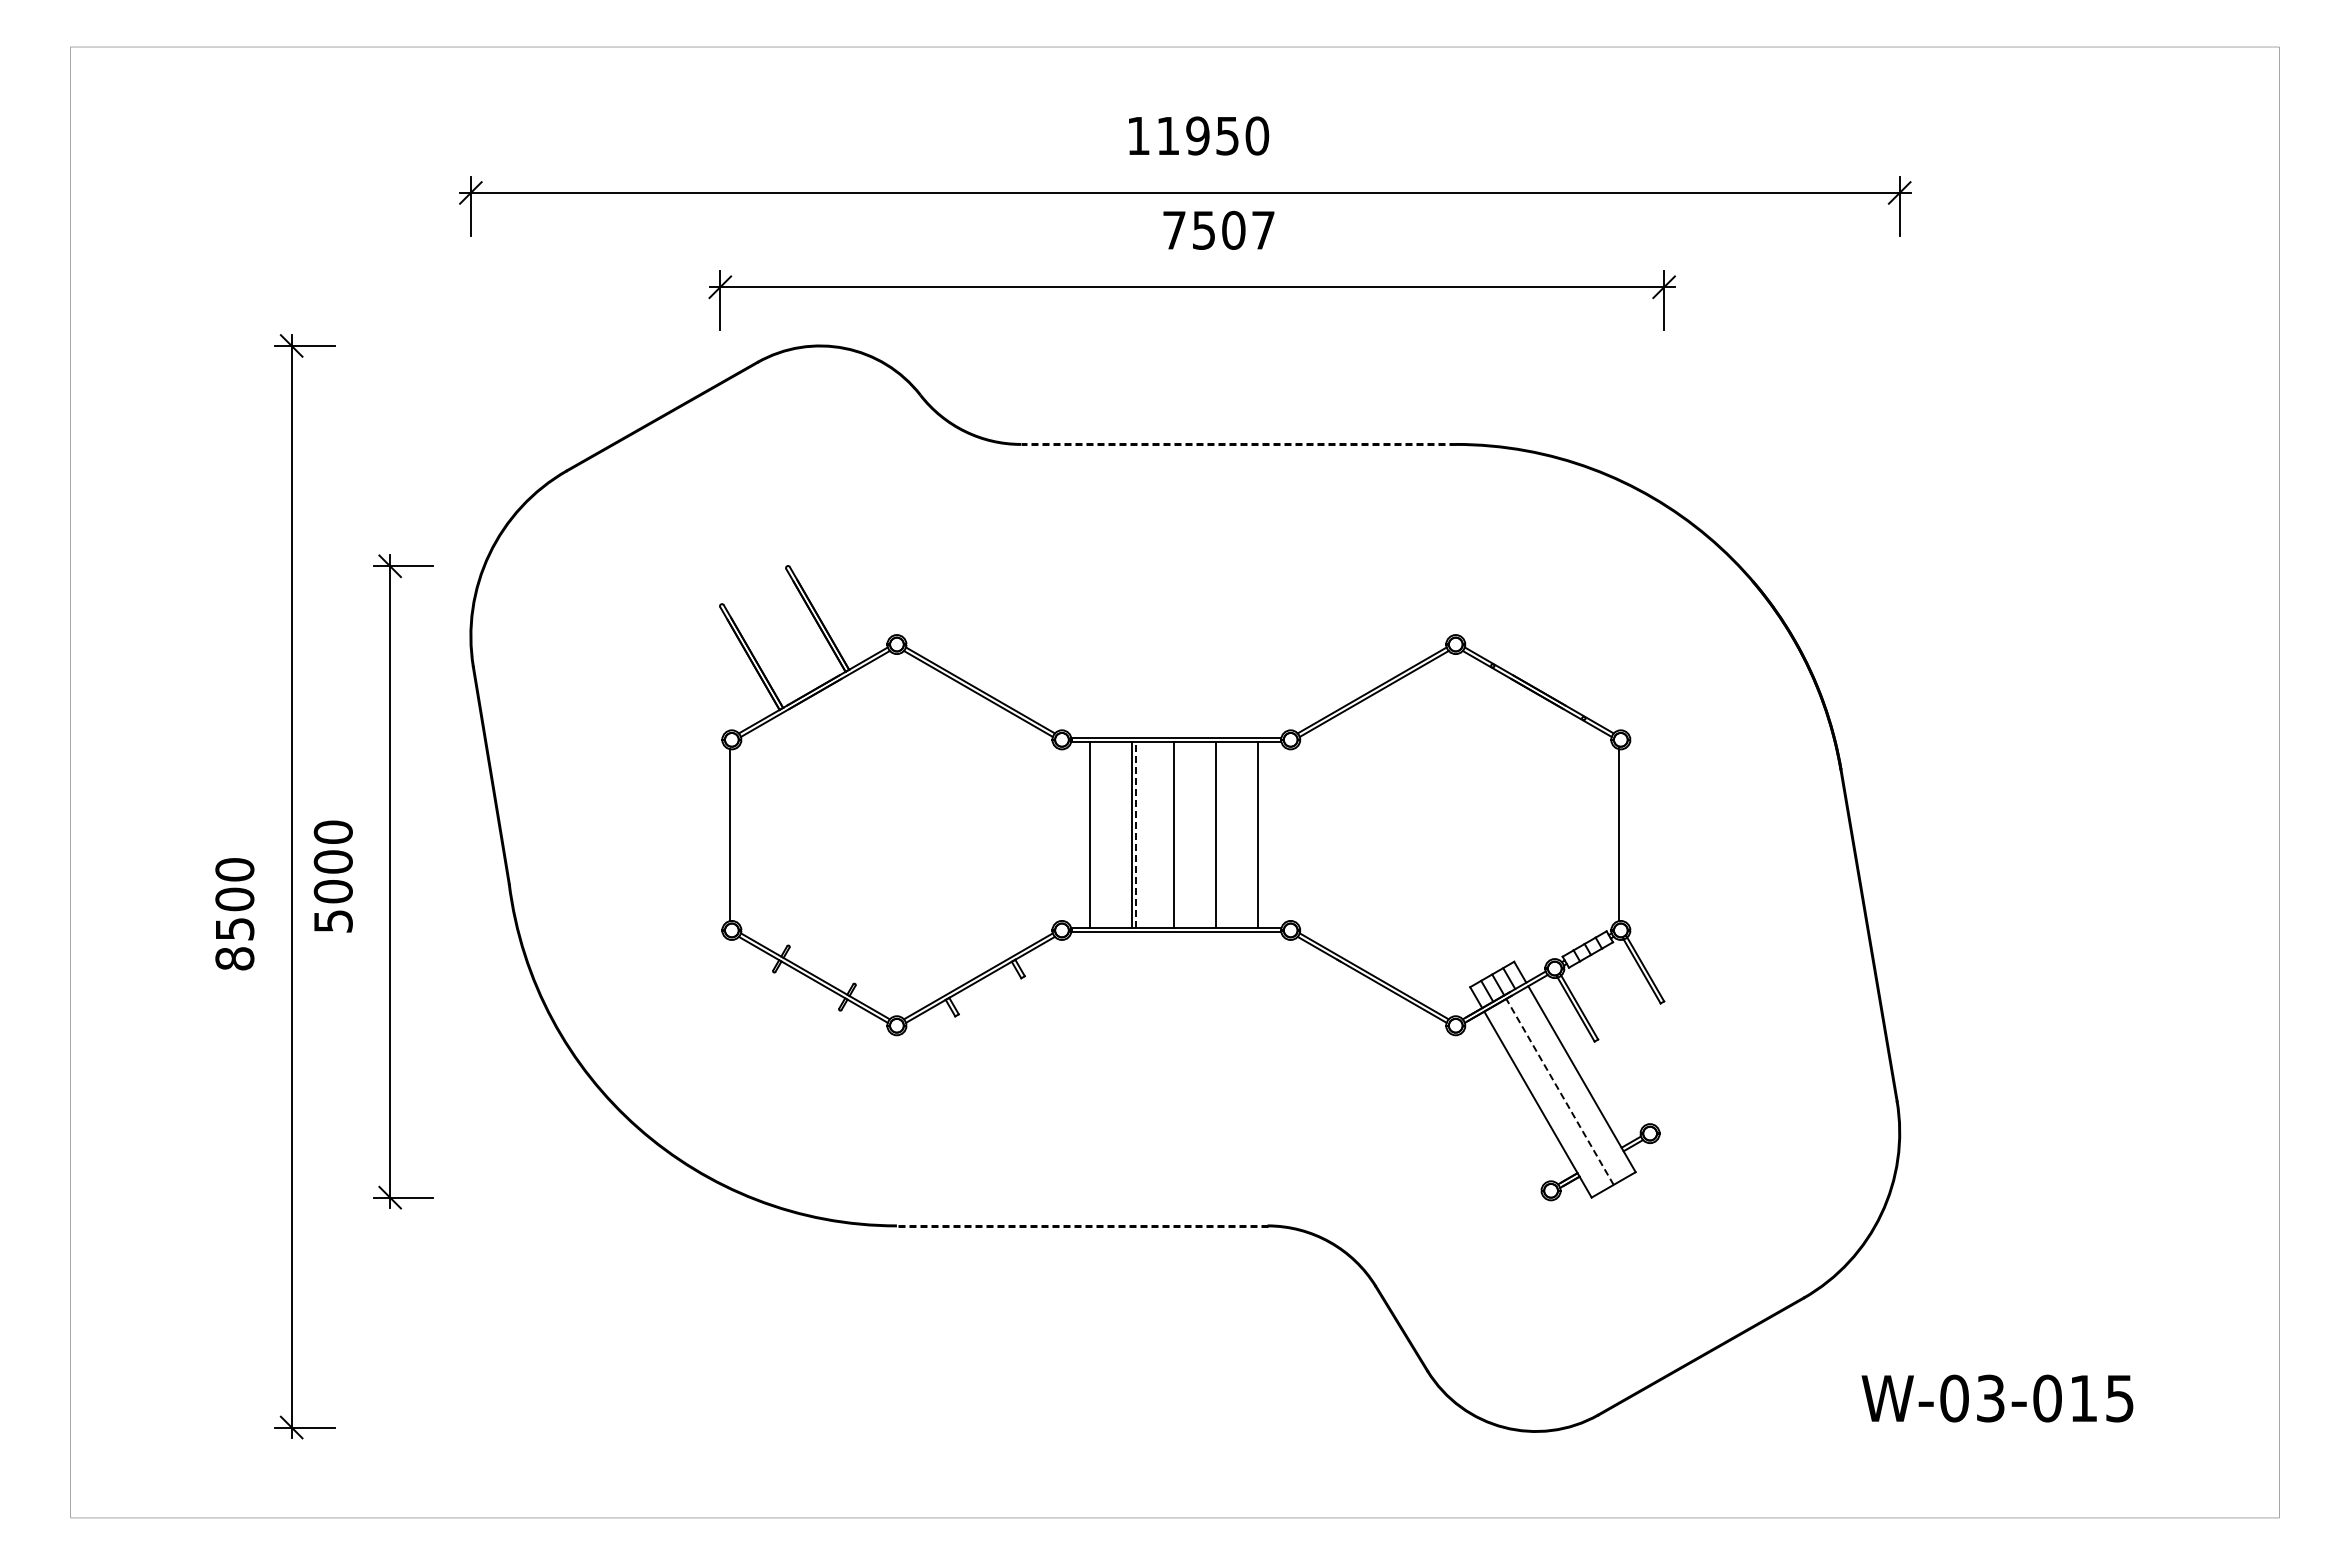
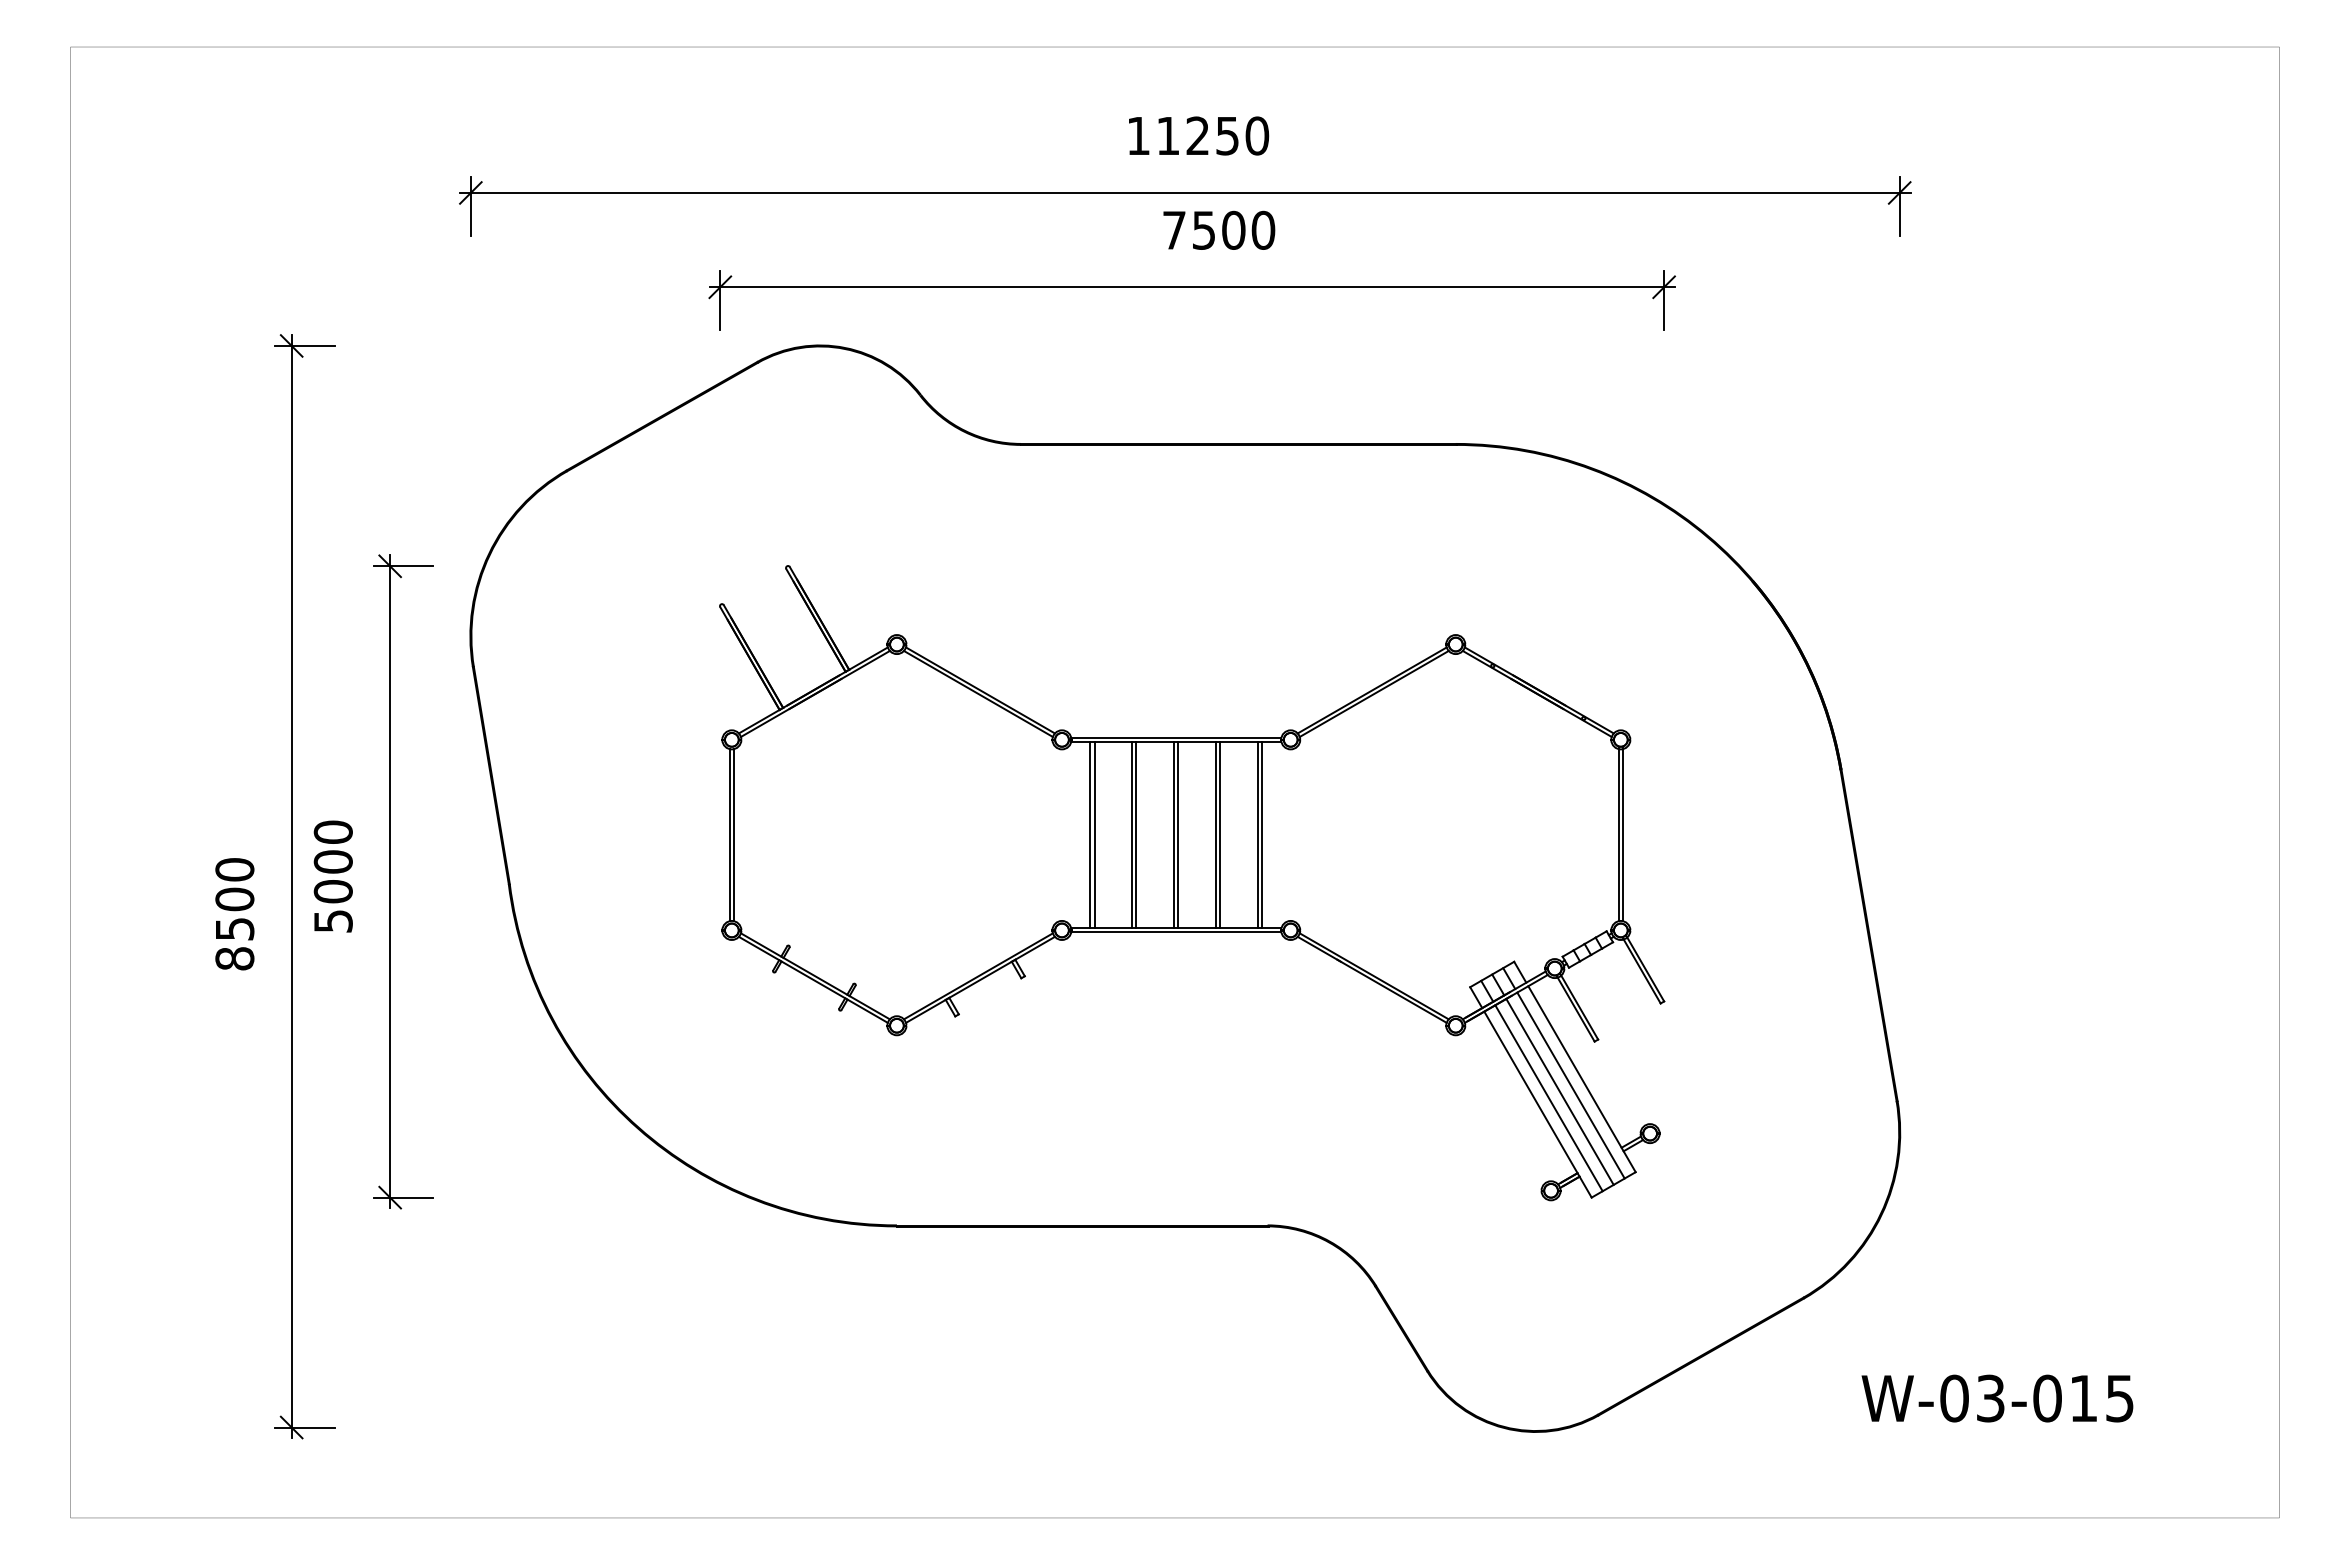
text: 11950 -> 11250 (1197, 135)
text: 7507 -> 7500 (1263, 229)
line: dashed -> solid (1237, 444)
line: none -> present (1622, 833)
line: none -> present (1094, 834)
line: dashed -> solid (1136, 834)
line: none -> present (1178, 834)
line: none -> present (1220, 834)
line: none -> present (1262, 834)
line: none -> present (733, 835)
line: none -> present (1570, 1085)
line: dashed -> solid (1559, 1091)
line: none -> present (1548, 1098)
line: dashed -> solid (1081, 1225)
